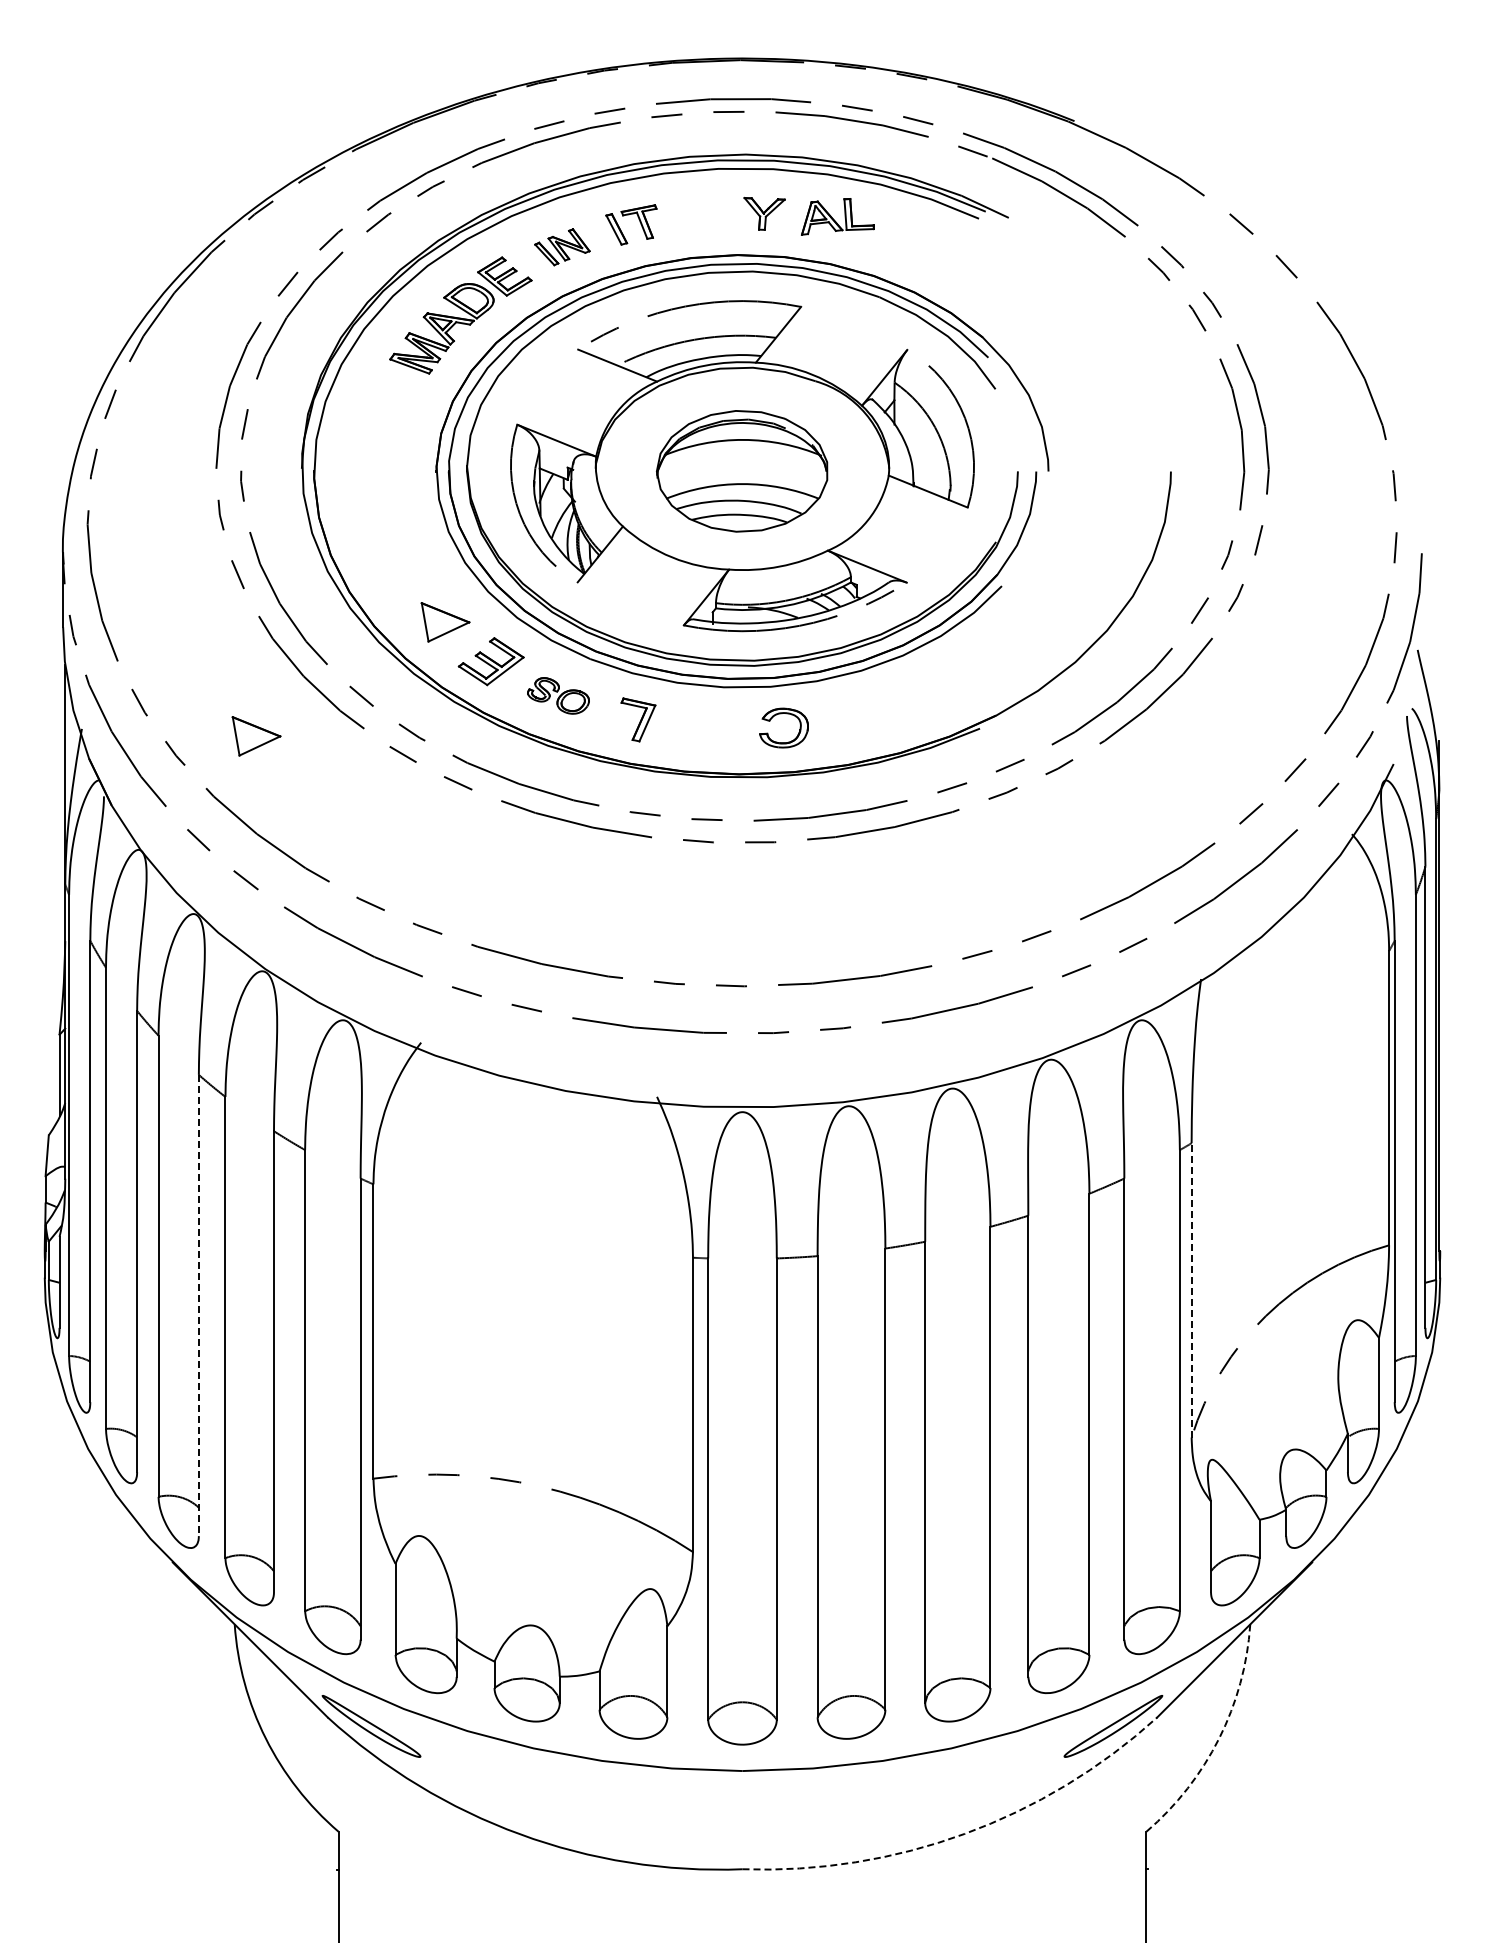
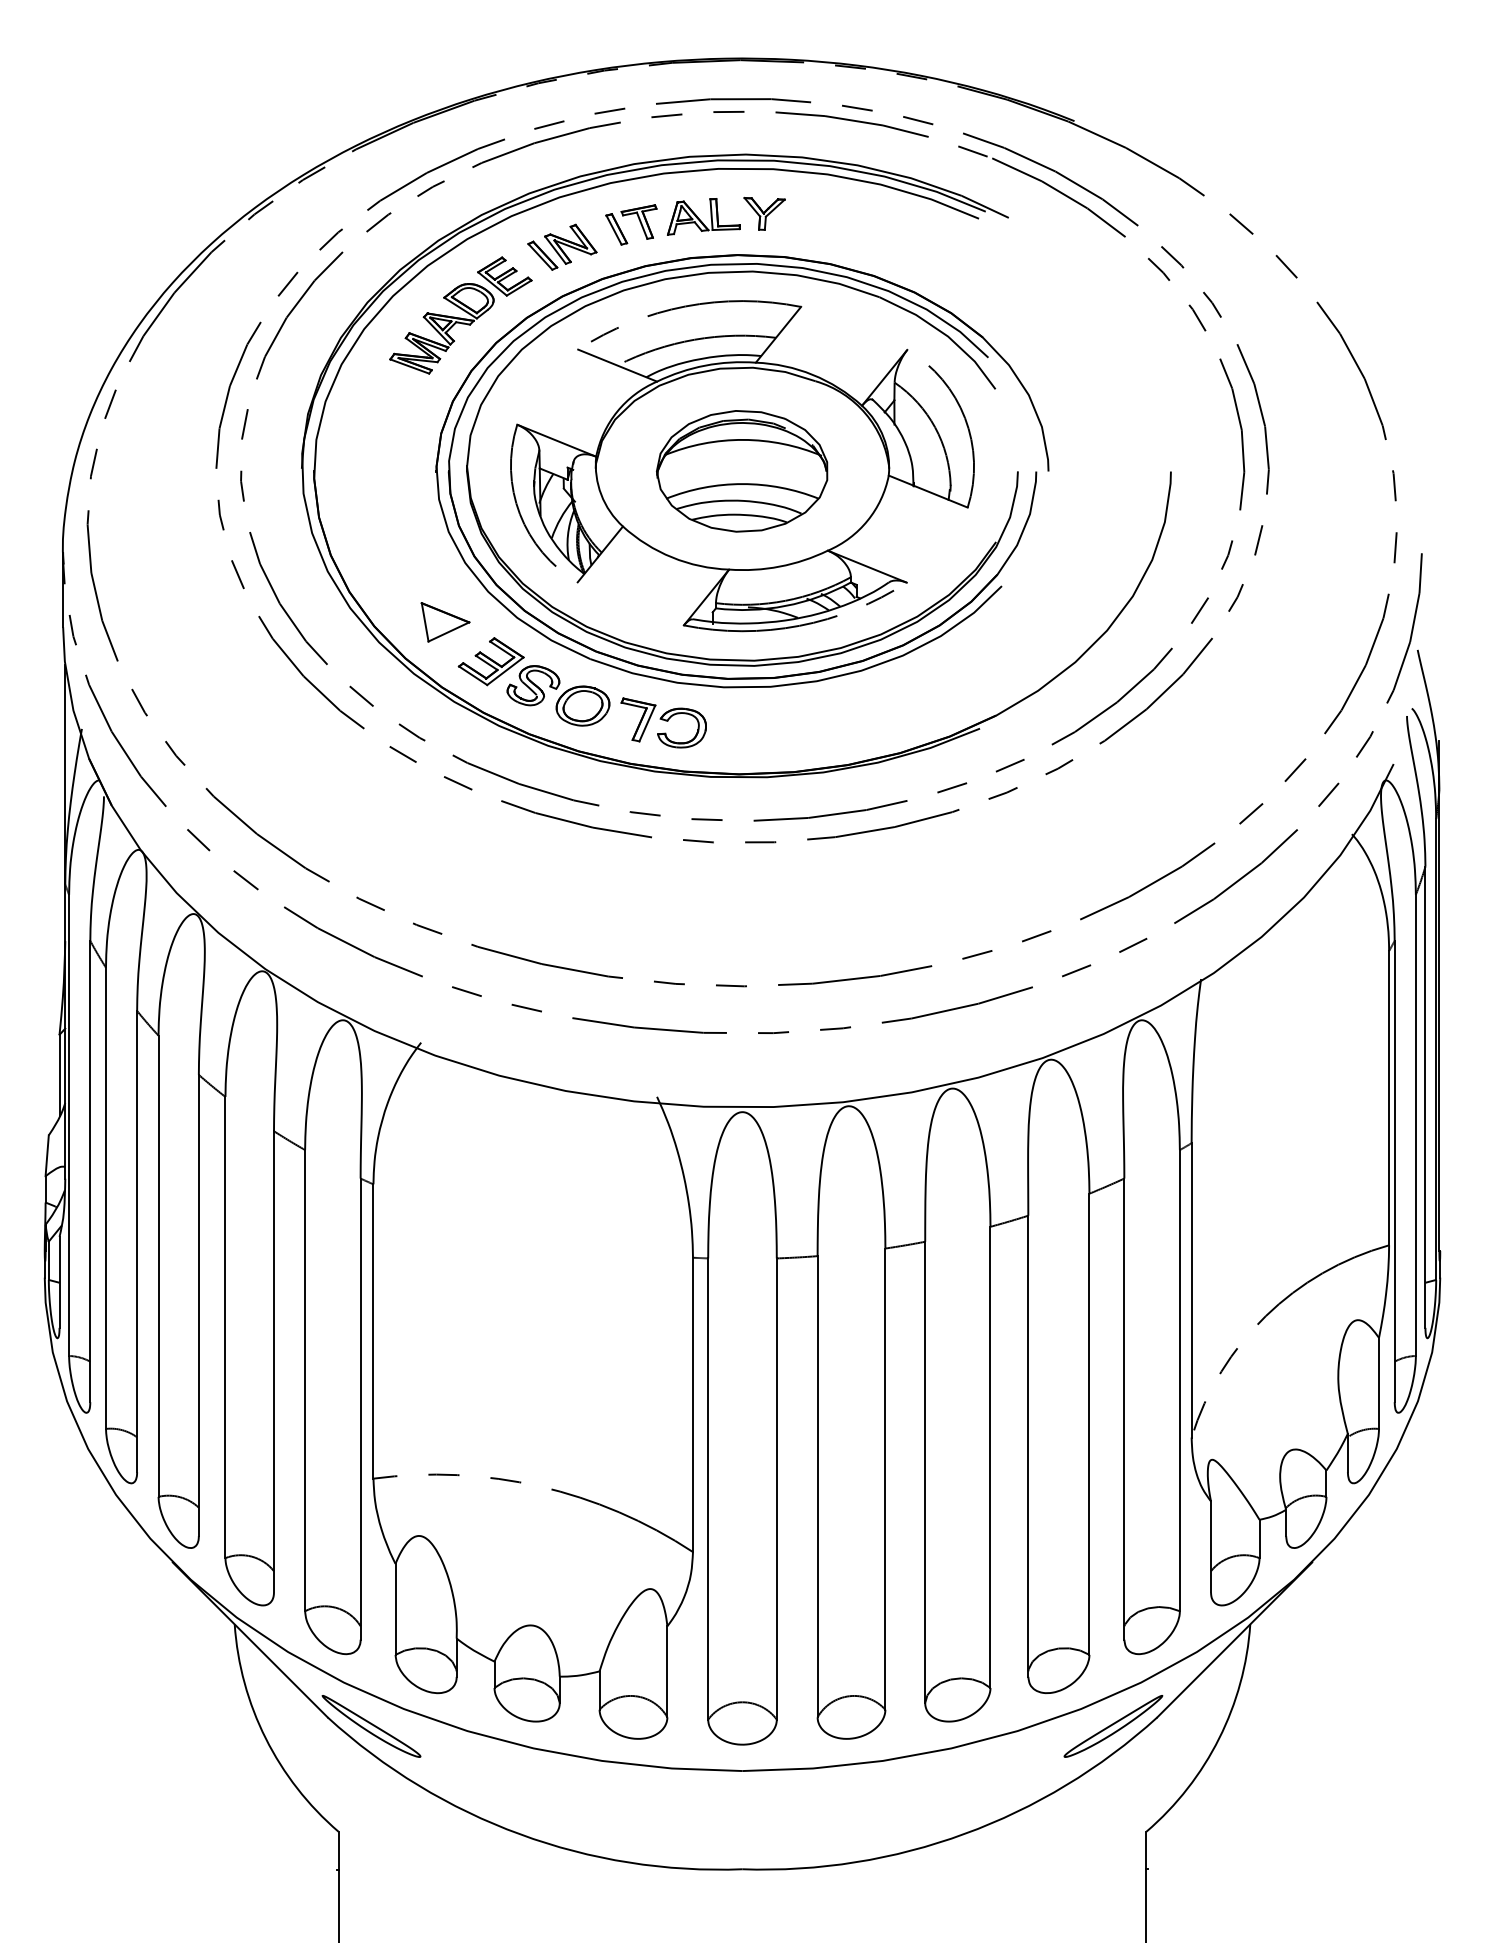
part position: (837, 216) -> (703, 216) (703, 216)
part size: 57x39 px -> 71x48 px (562, 246)
part size: 63x38 px -> 105x62 px (558, 695)
part position: (781, 714) -> (679, 714) (679, 714)
part: present -> none (256, 736)
line: dashed -> solid (1191, 1289)
line: dashed -> solid (198, 1305)
arc: dashed -> solid (1219, 1738)
arc: dashed -> solid (964, 1833)
